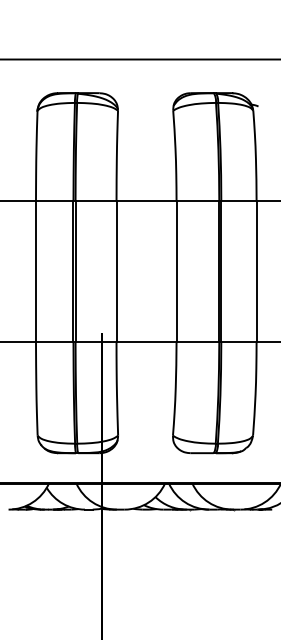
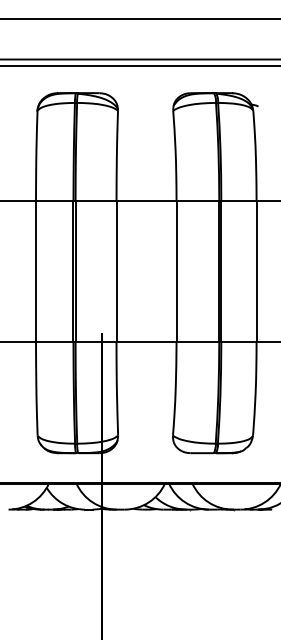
line: none -> present (139, 19)
line: none -> present (139, 66)
